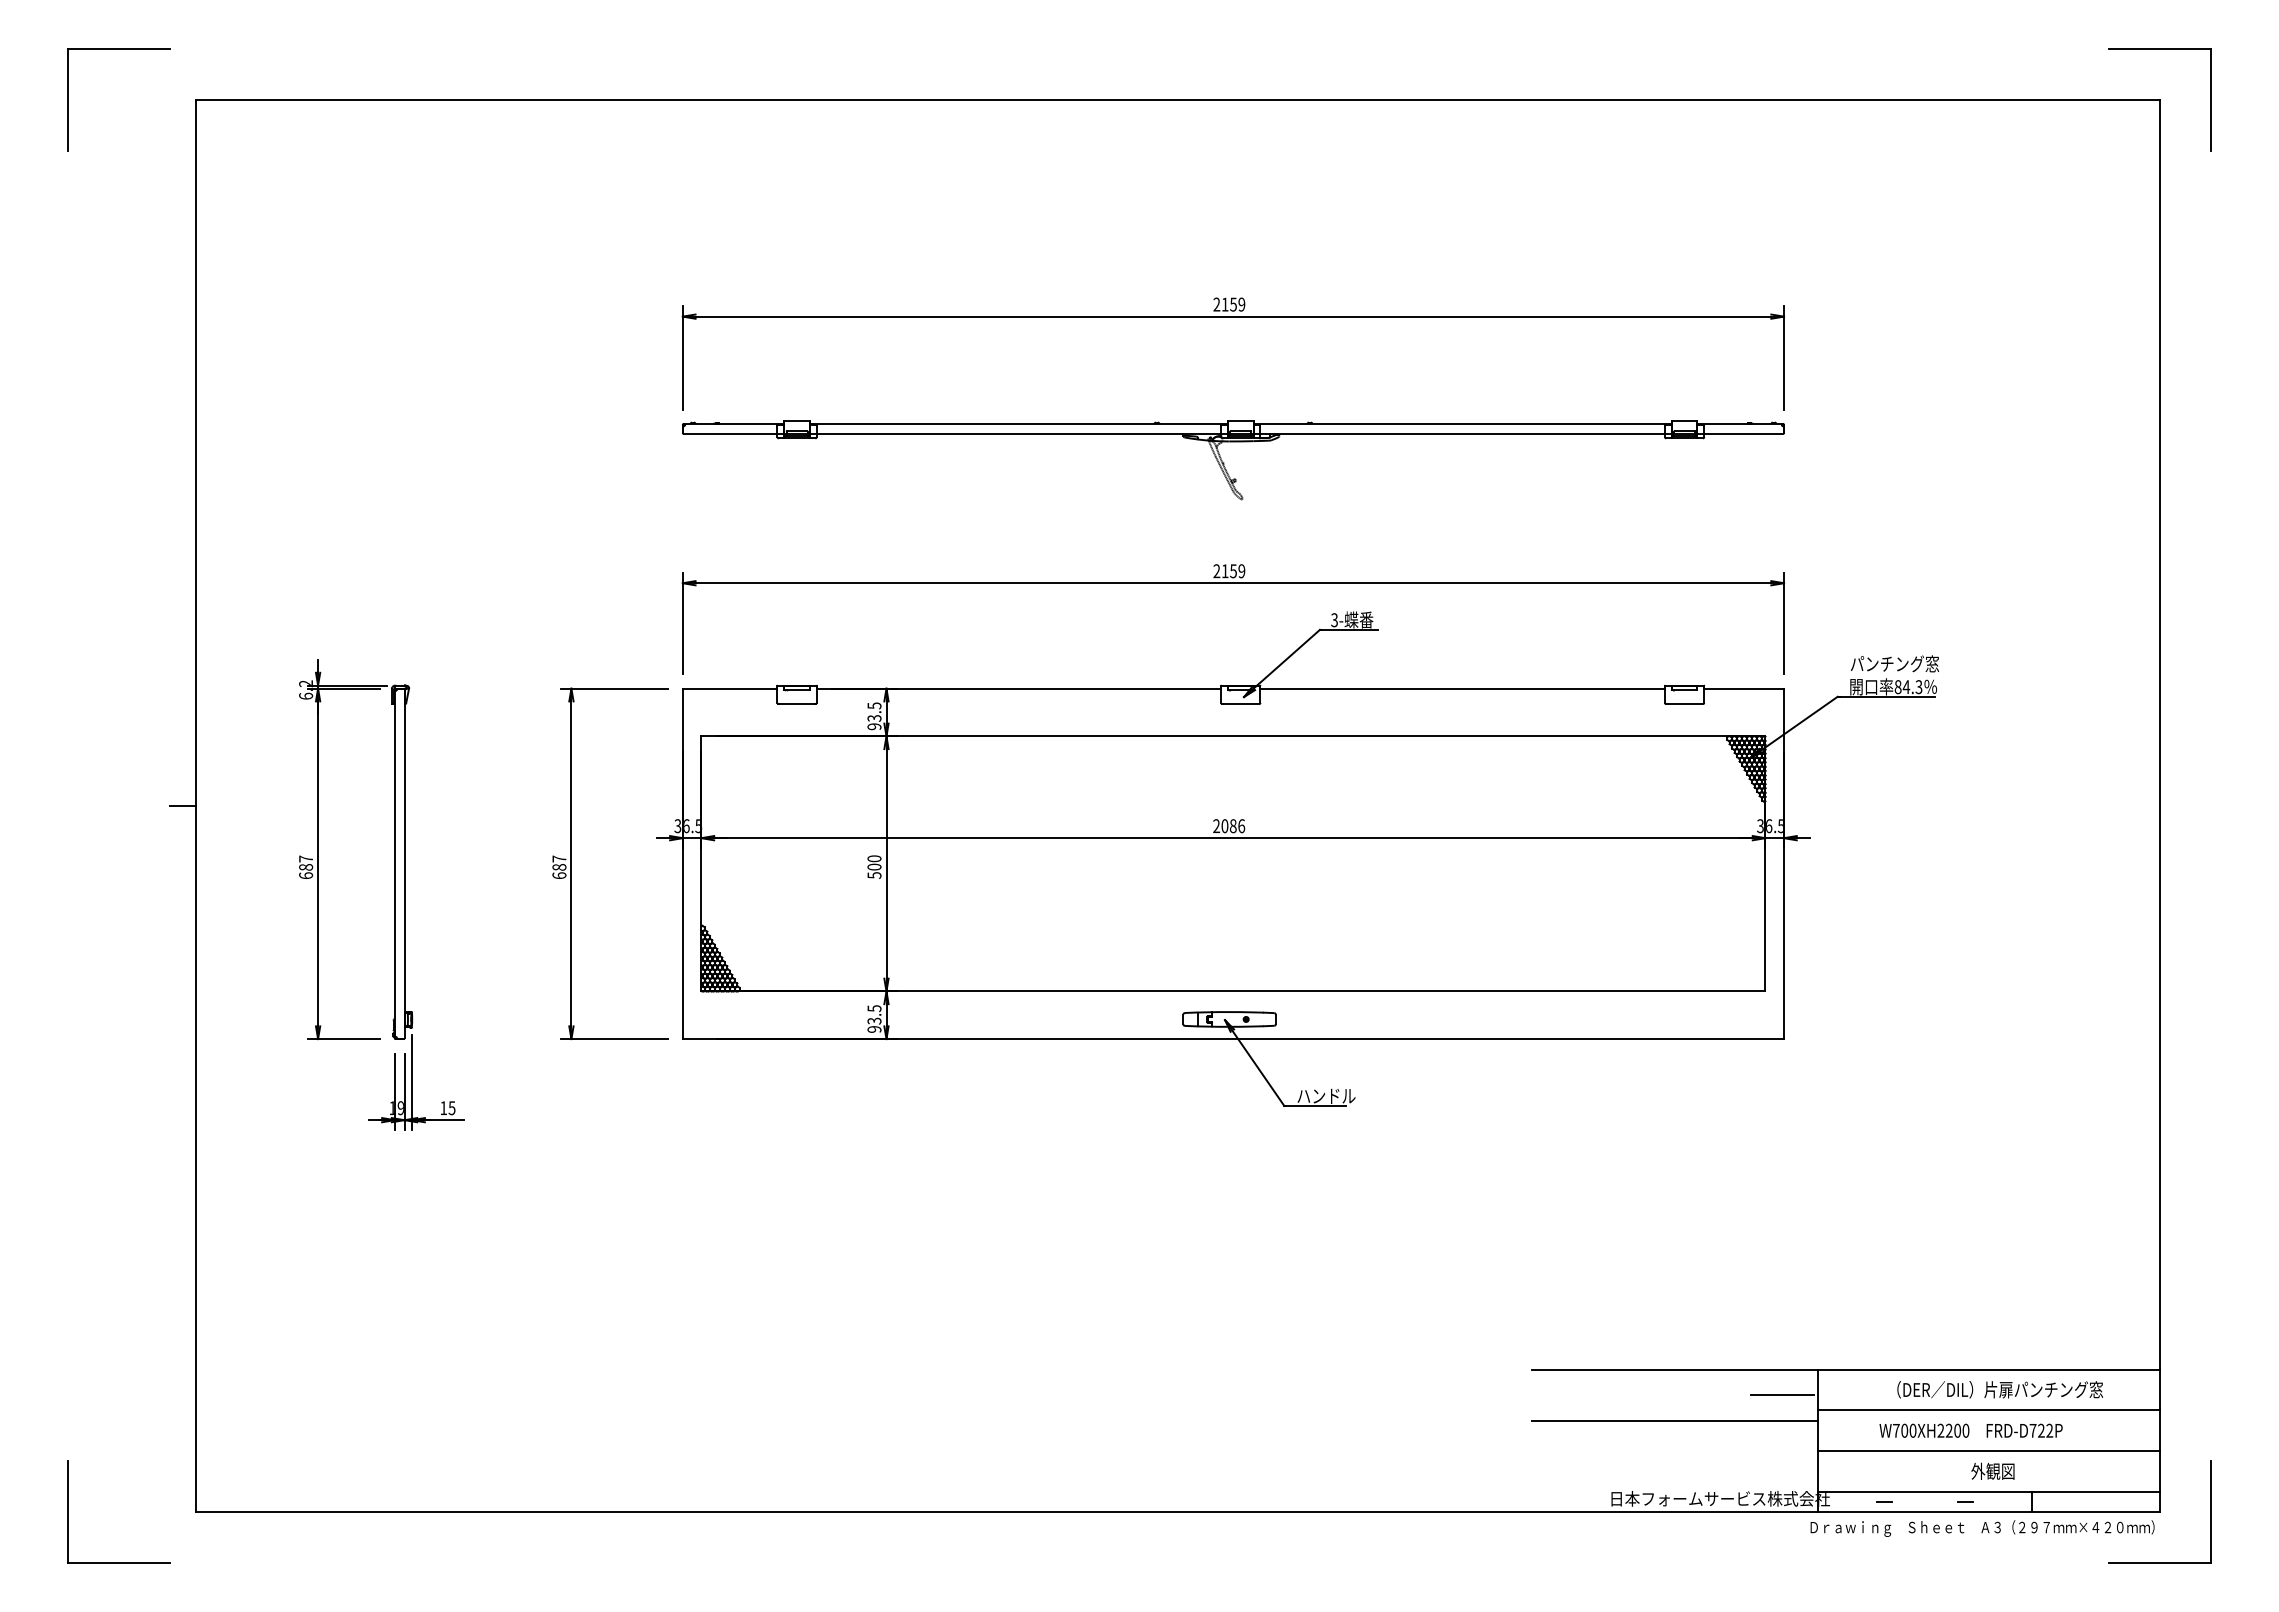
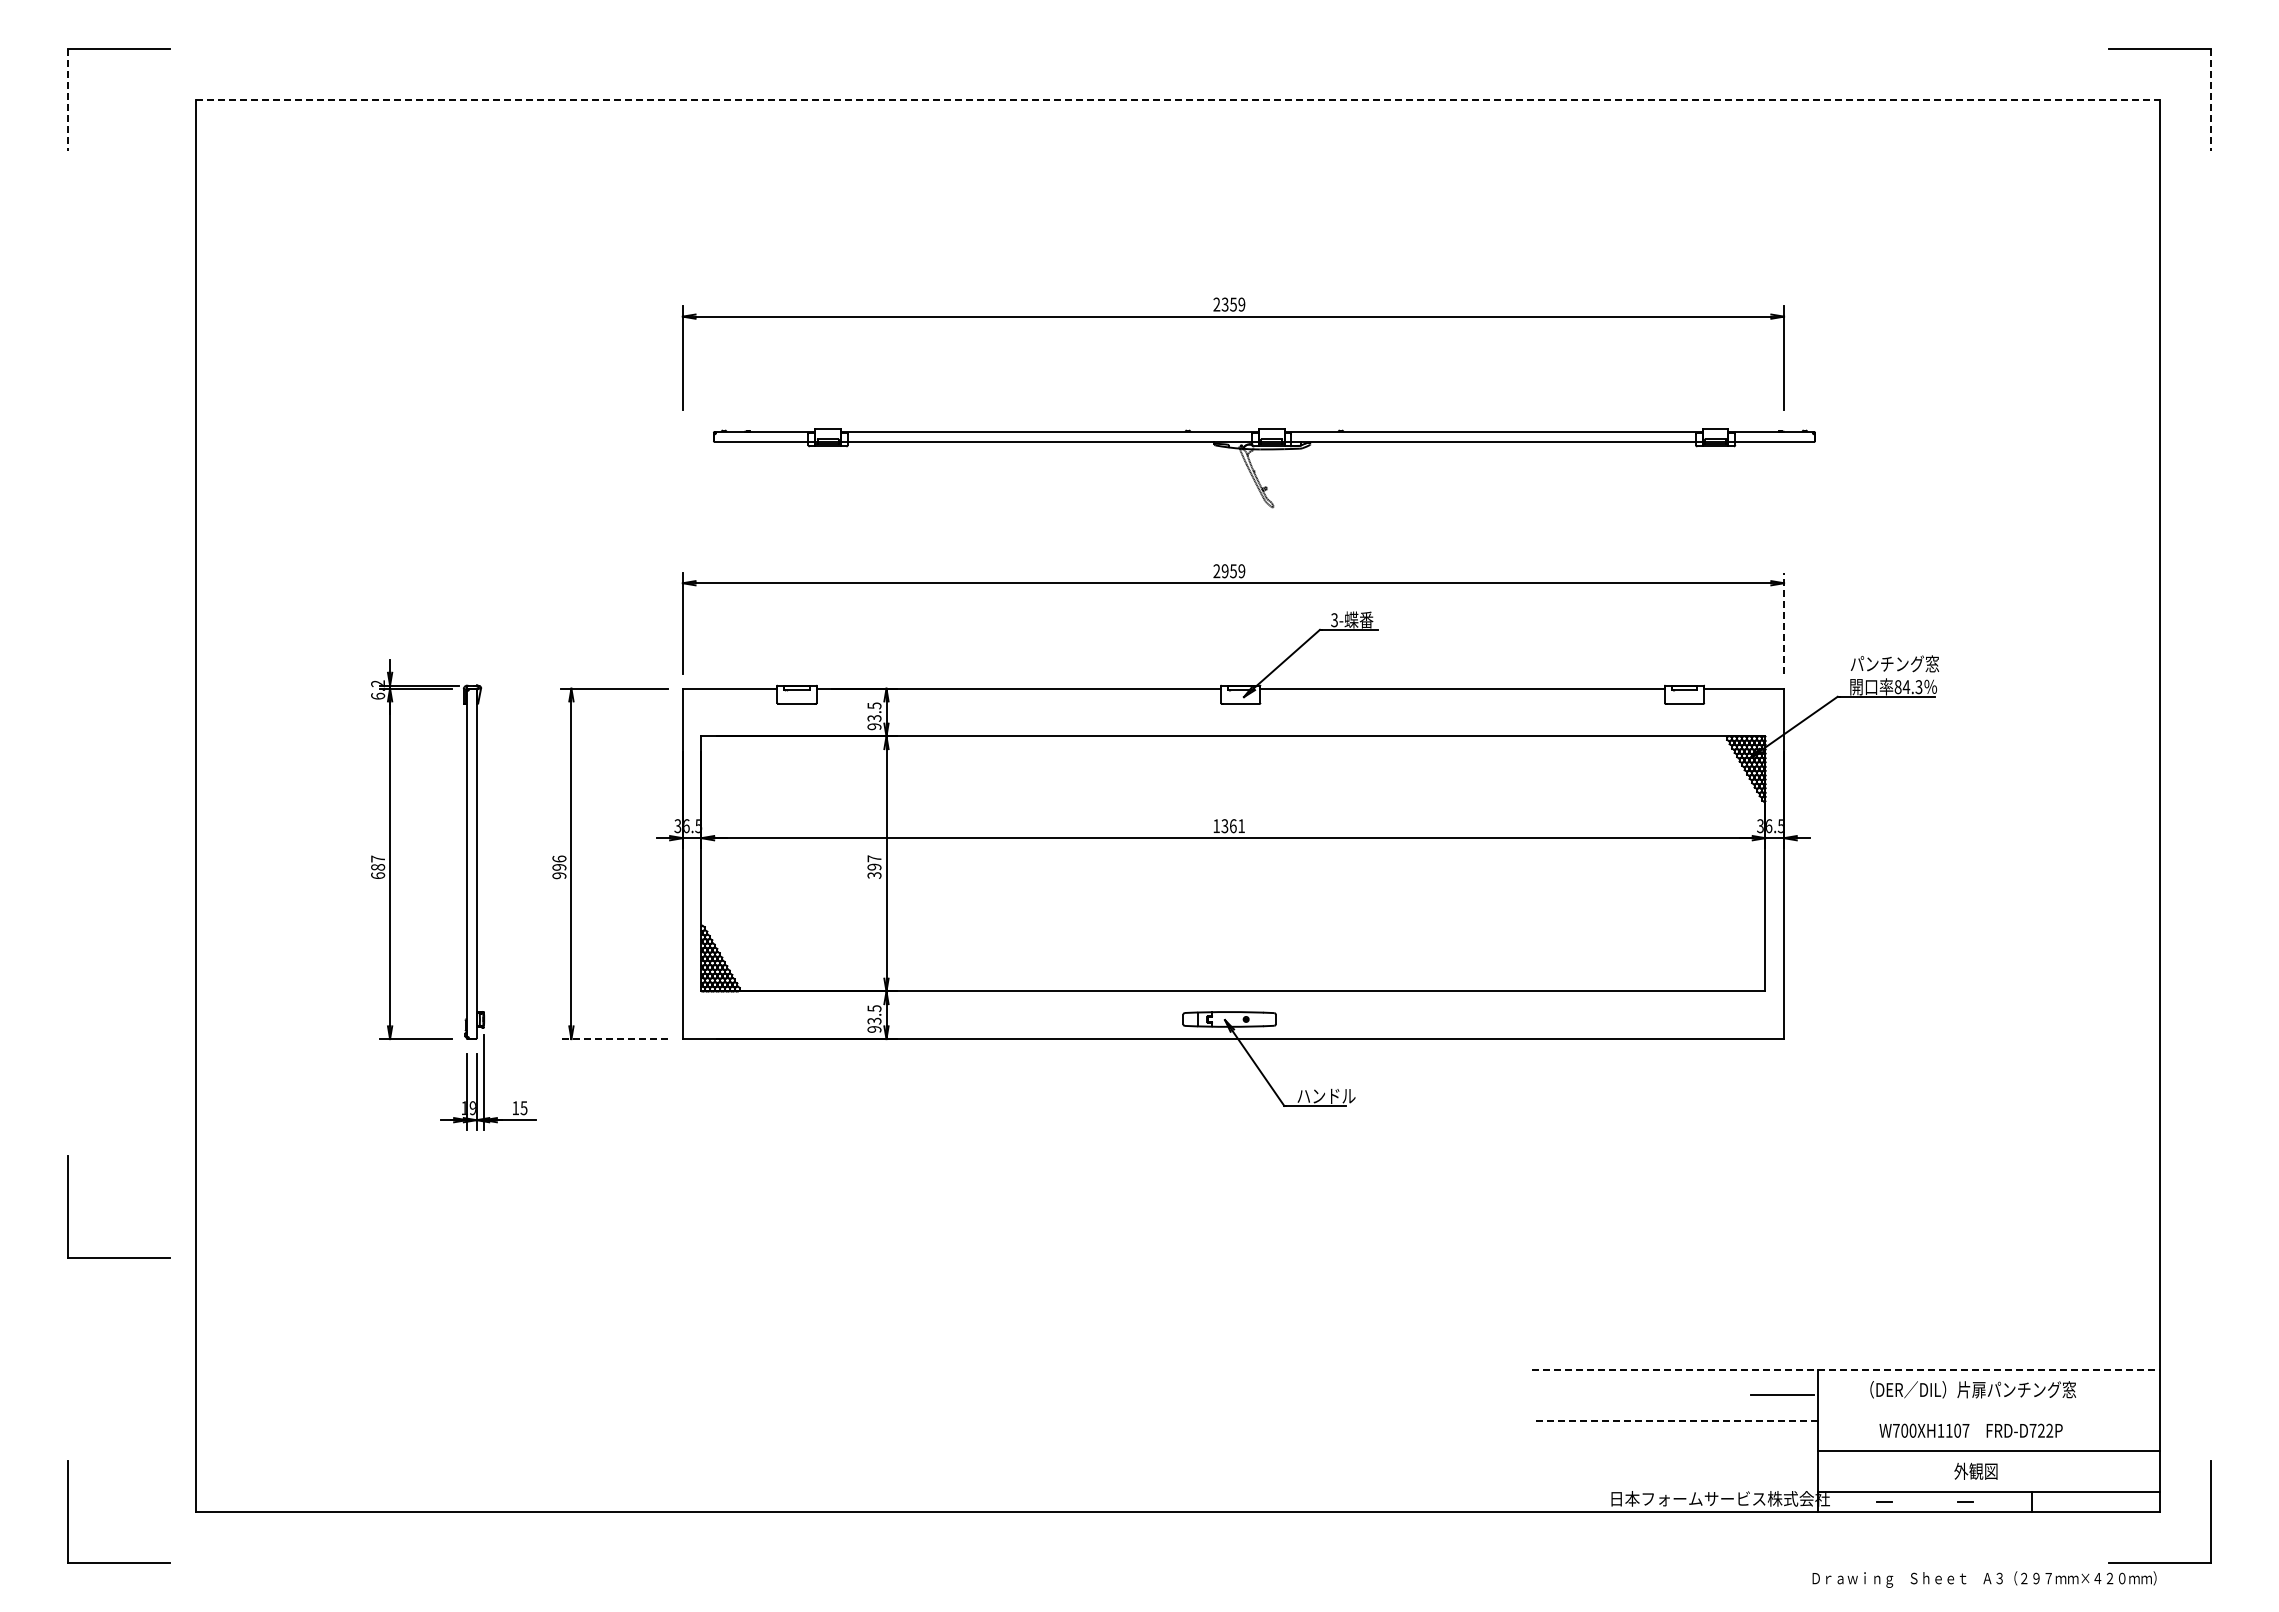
line: solid -> dashed (1177, 99)
line: solid -> dashed (68, 100)
line: solid -> dashed (2210, 100)
text: 2159 -> 2359 (1224, 304)
part position: (1224, 462) -> (1255, 470) (1255, 470)
text: 2159 -> 2959 (1224, 571)
line: solid -> dashed (1784, 622)
line: present -> none (182, 805)
text: 2086 -> 1361 (1229, 826)
text: 500 -> 397 (874, 866)
text: 687 -> 996 (559, 867)
part position: (394, 894) -> (466, 894) (466, 894)
line: solid -> dashed (614, 1039)
part: none -> present (68, 1206)
line: solid -> dashed (1845, 1369)
text position: (1999, 1389) -> (1972, 1389) (1972, 1389)
line: present -> none (1988, 1410)
line: solid -> dashed (1675, 1420)
text: W700XH2200 -> W700XH1107 (1953, 1430)
text position: (1992, 1470) -> (1975, 1470) (1975, 1470)
text position: (1982, 1528) -> (1984, 1579) (1984, 1579)
